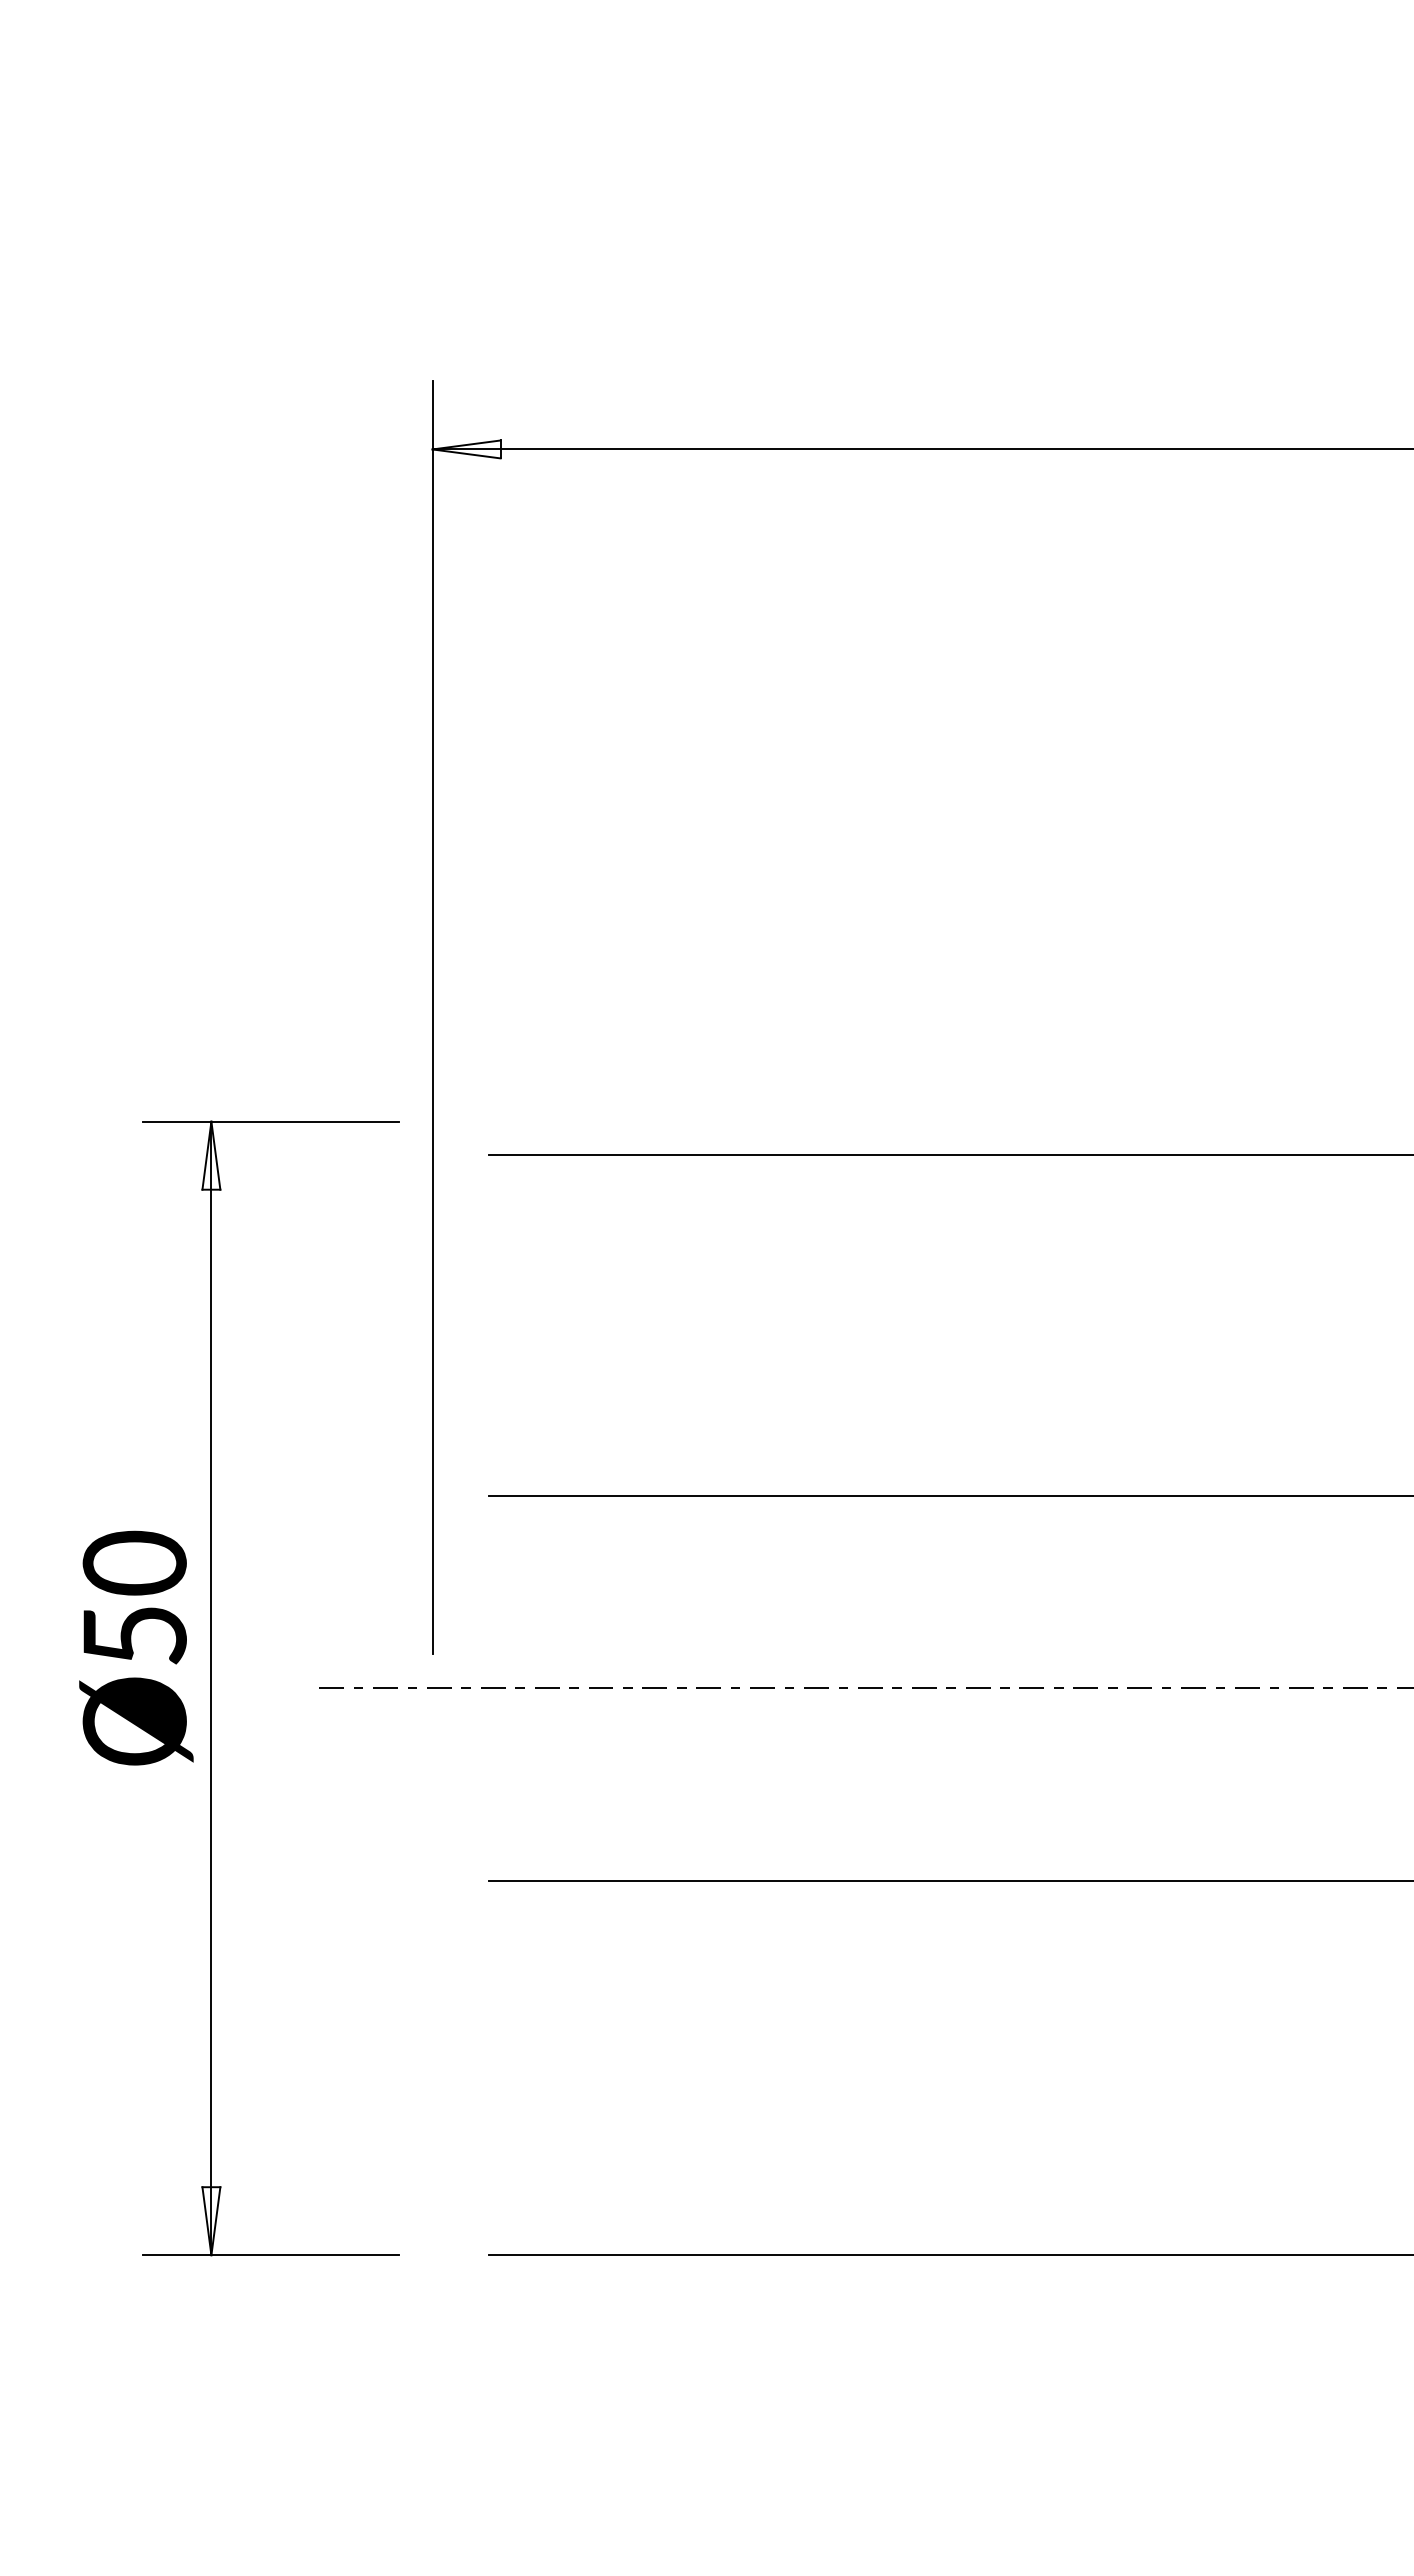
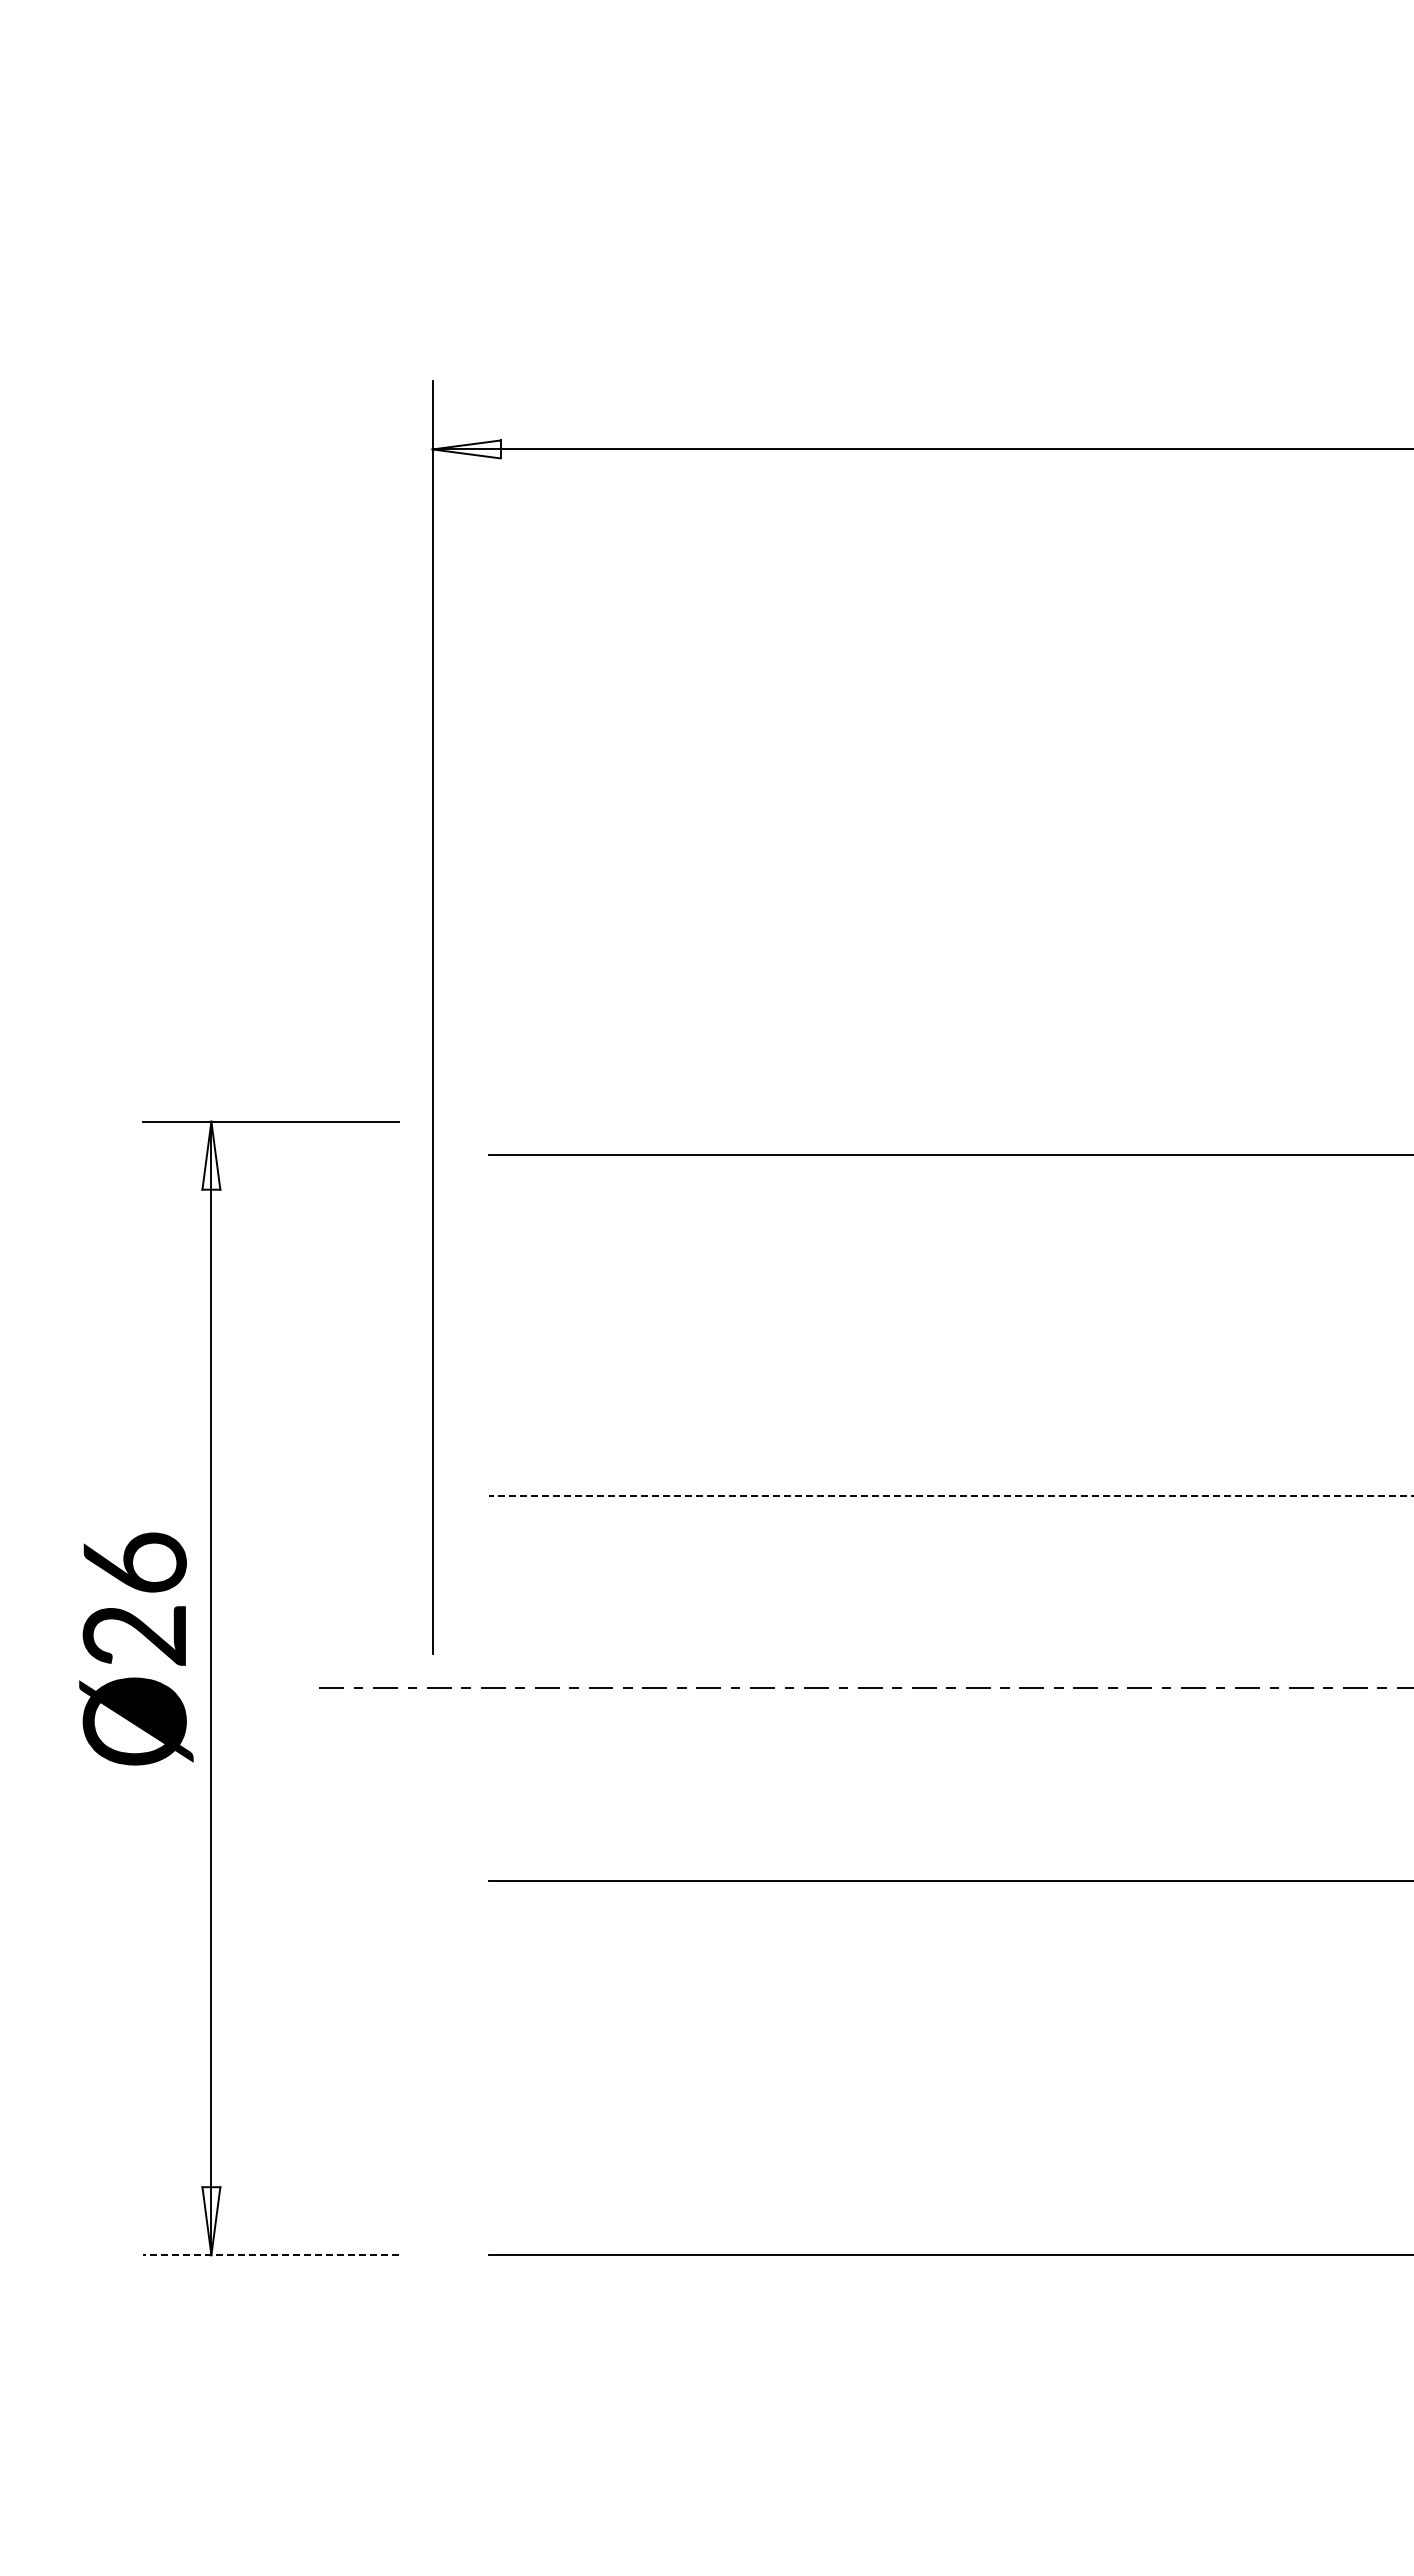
line: solid -> dashed (951, 1495)
text: Ø50 -> Ø26 (134, 1597)
line: solid -> dashed (270, 2255)
